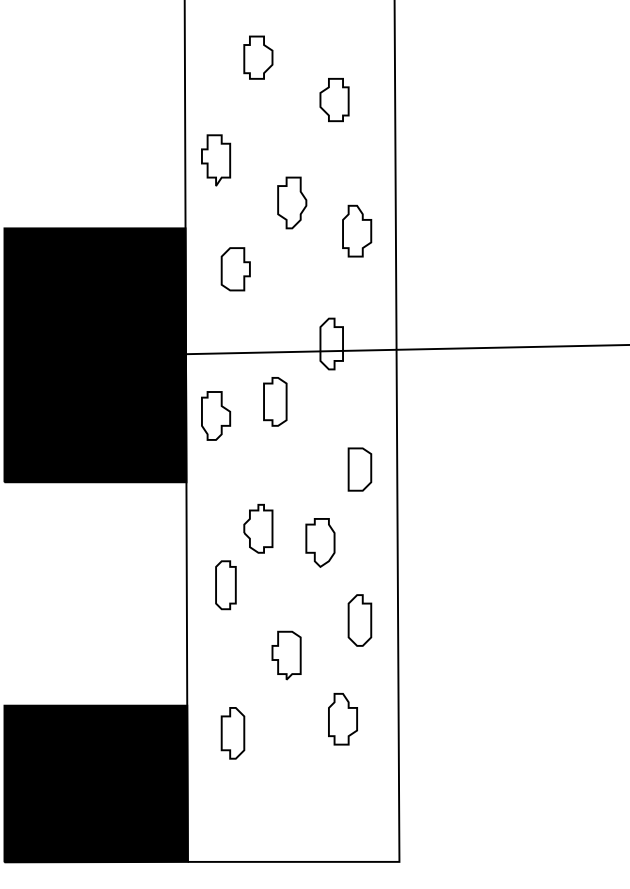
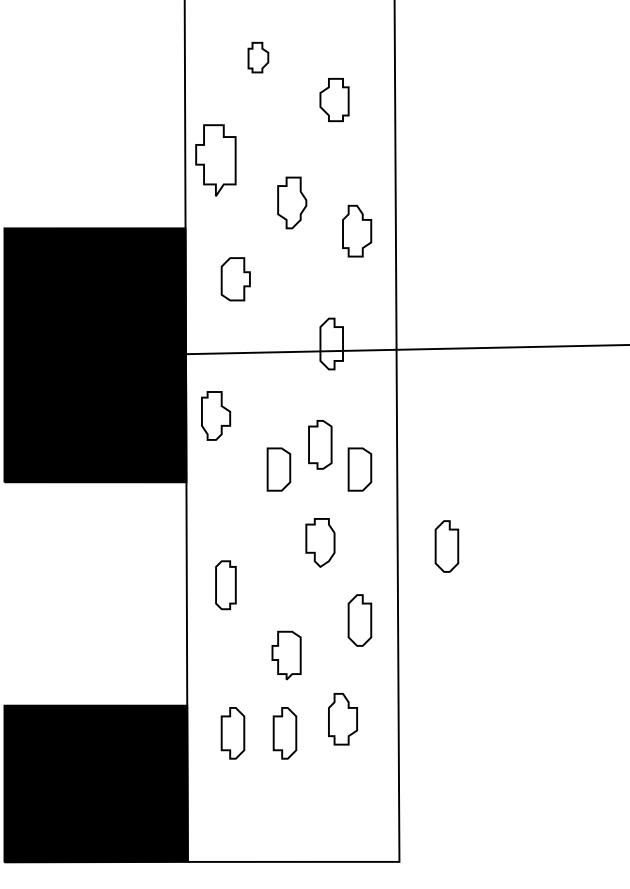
part size: 31x45 px -> 23x33 px (258, 57)
part size: 31x53 px -> 42x73 px (215, 160)
part position: (235, 269) -> (235, 279) (235, 279)
part position: (275, 401) -> (320, 444) (320, 444)
part: none -> present (278, 469)
part: present -> none (258, 528)
part: none -> present (446, 546)
part: none -> present (284, 733)
